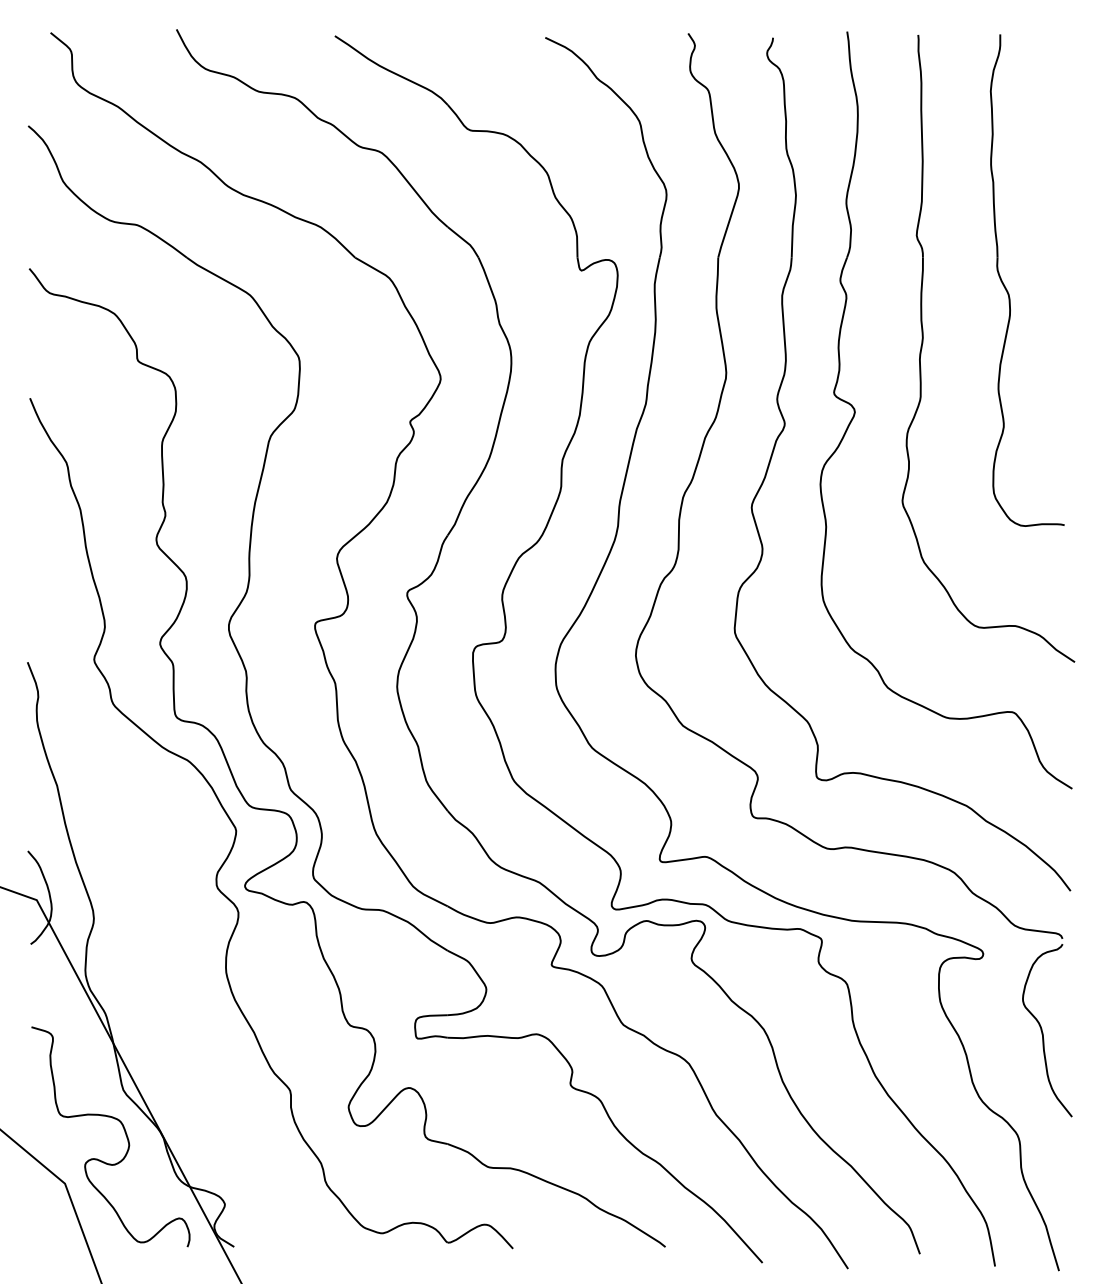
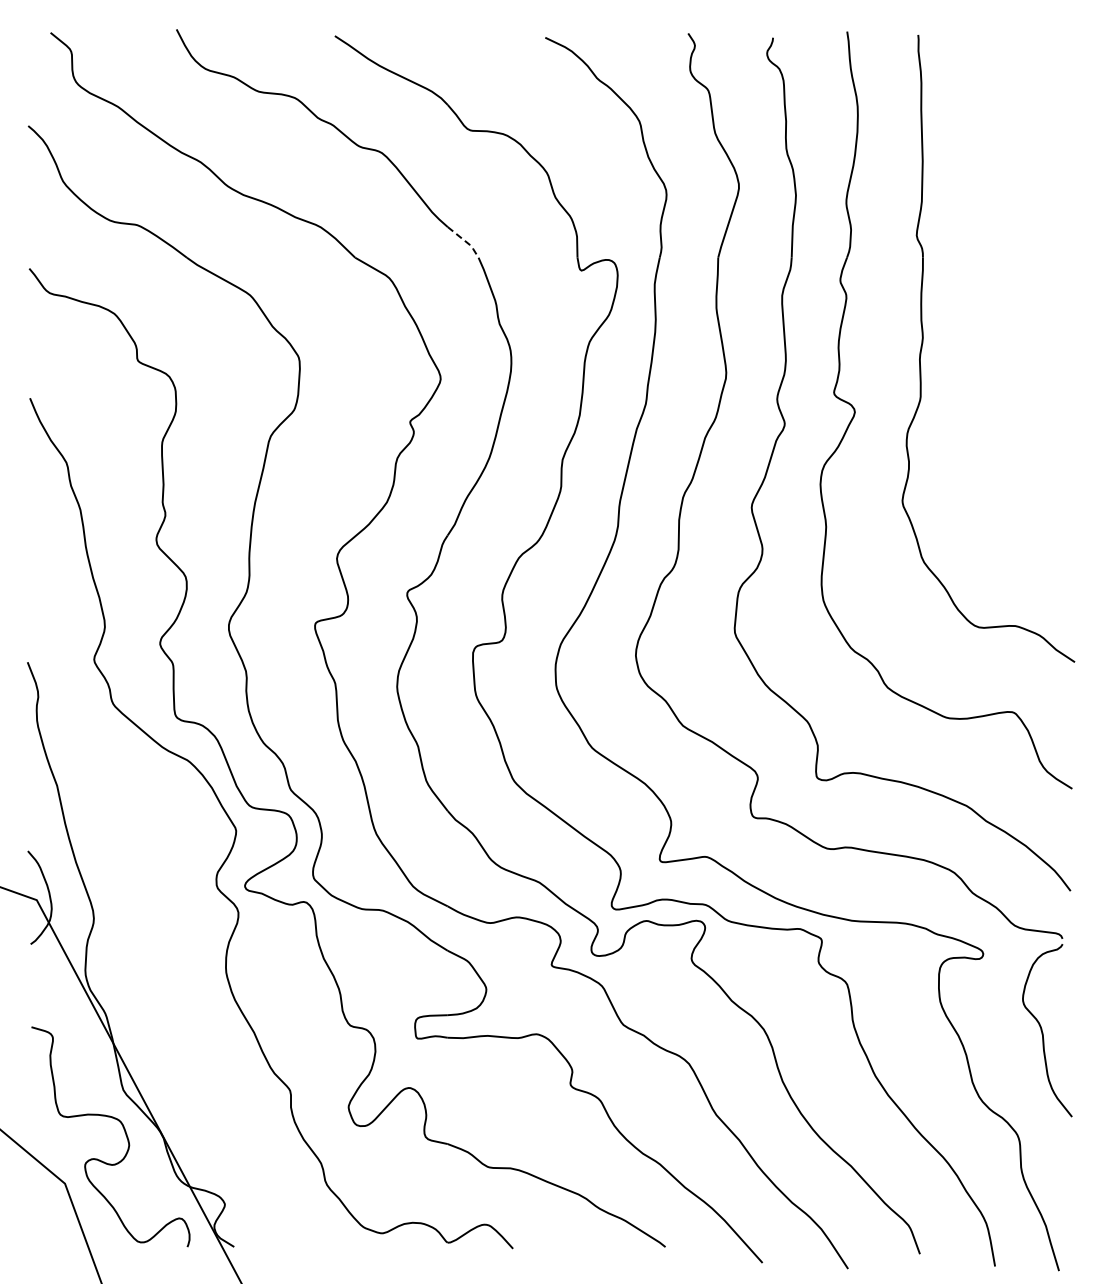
line: solid -> dashed (466, 241)
part: present -> none (1007, 289)
